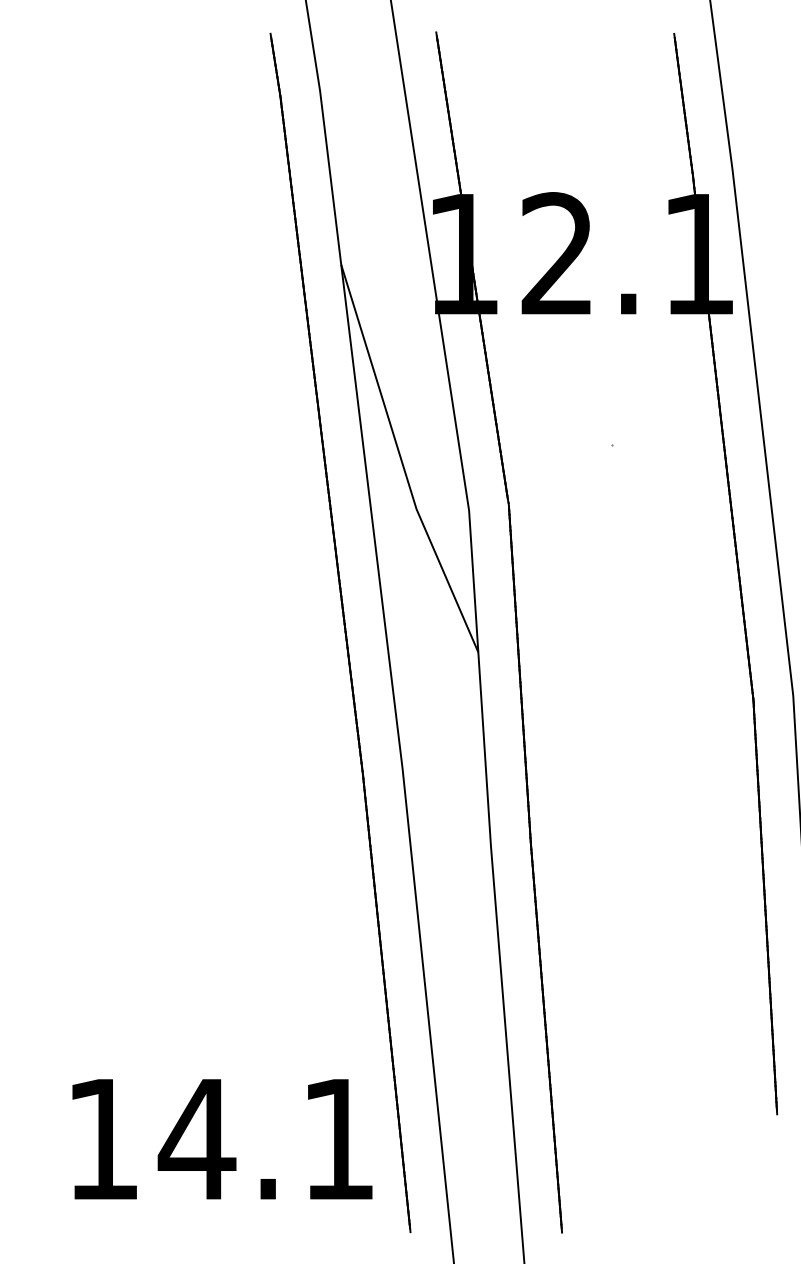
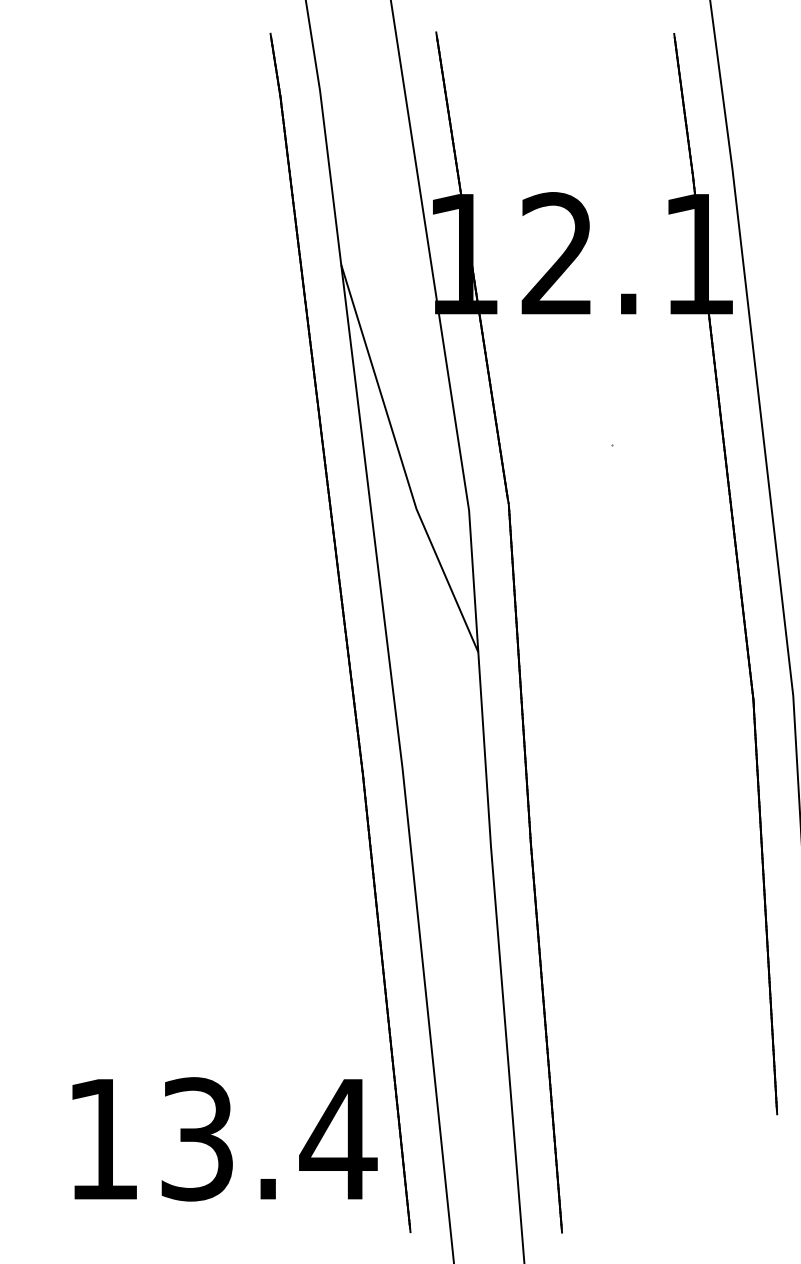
text: 14.1 -> 13.4 (267, 1139)
